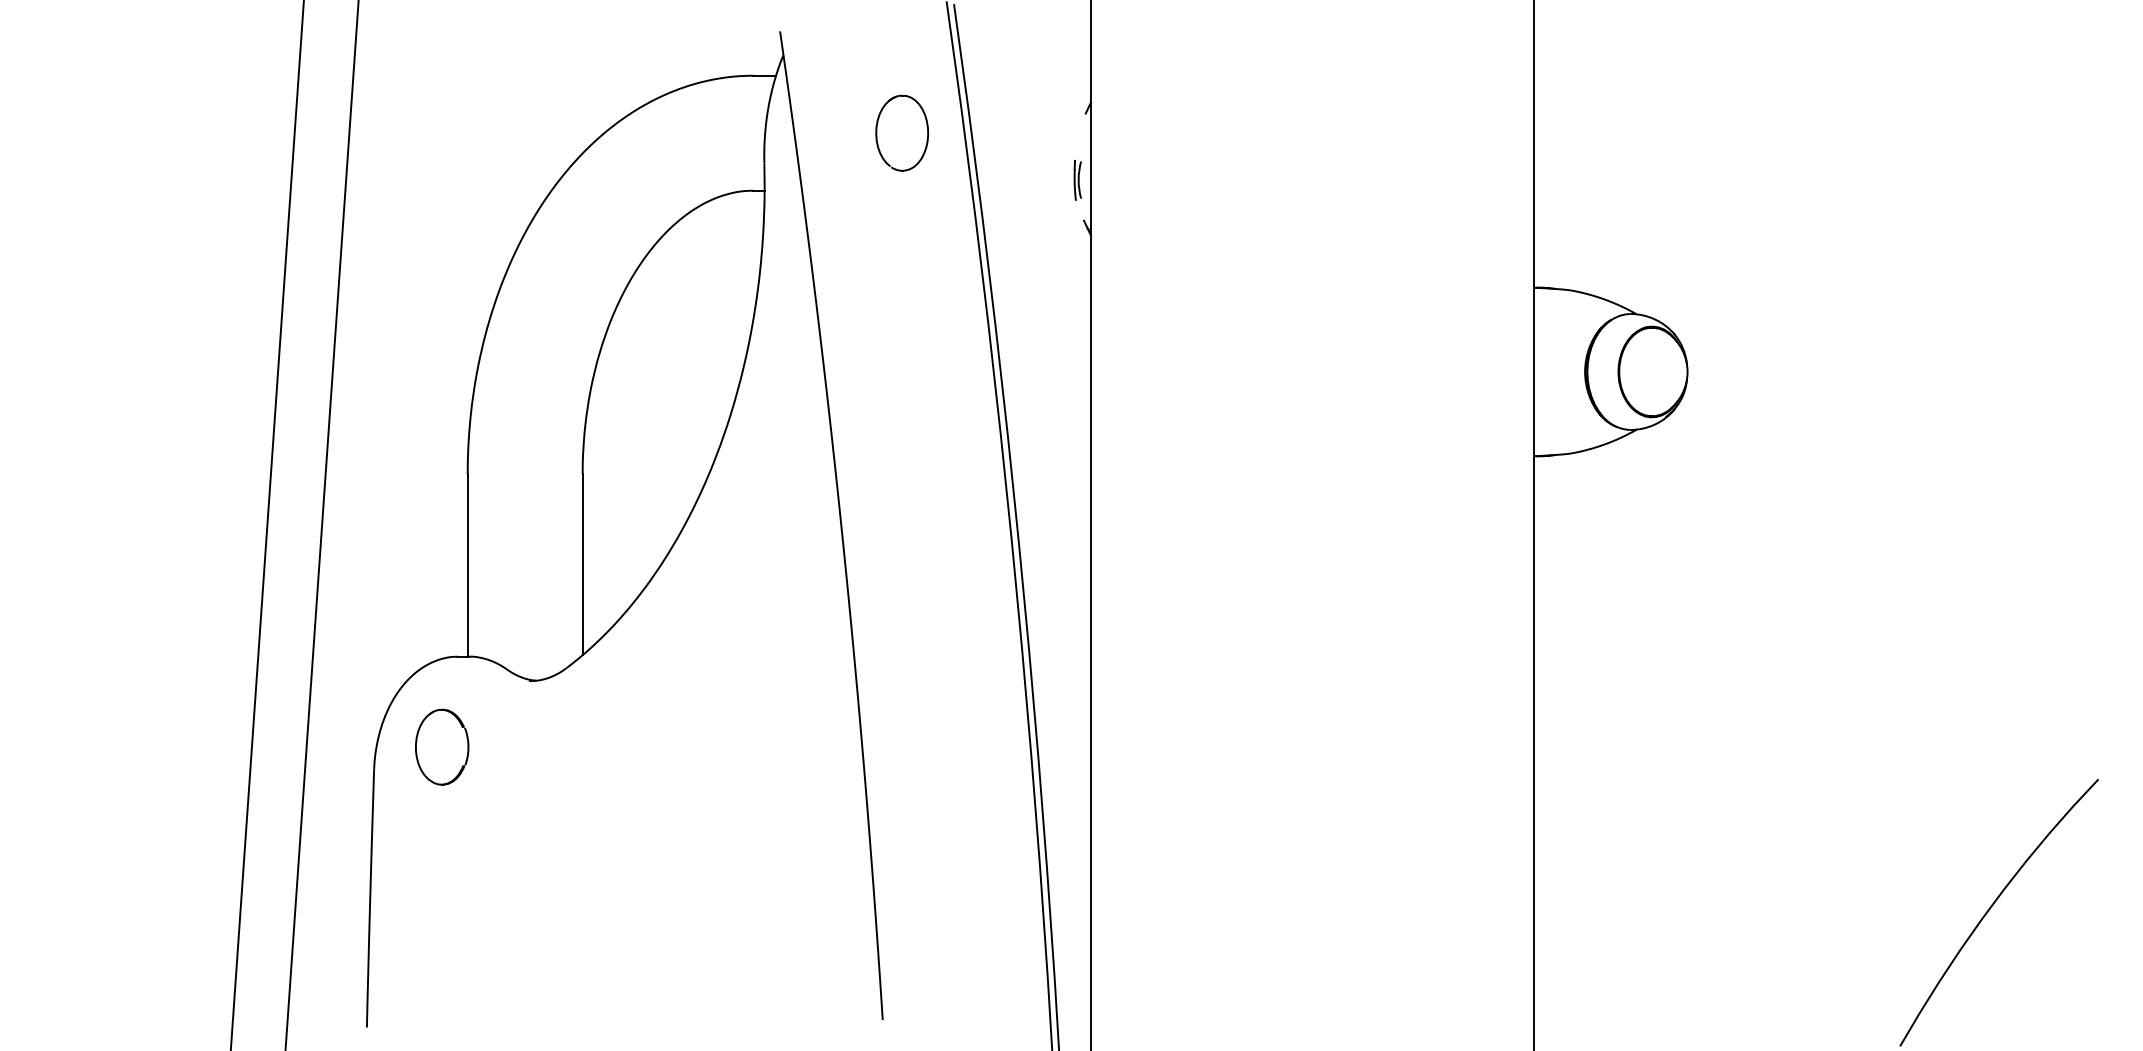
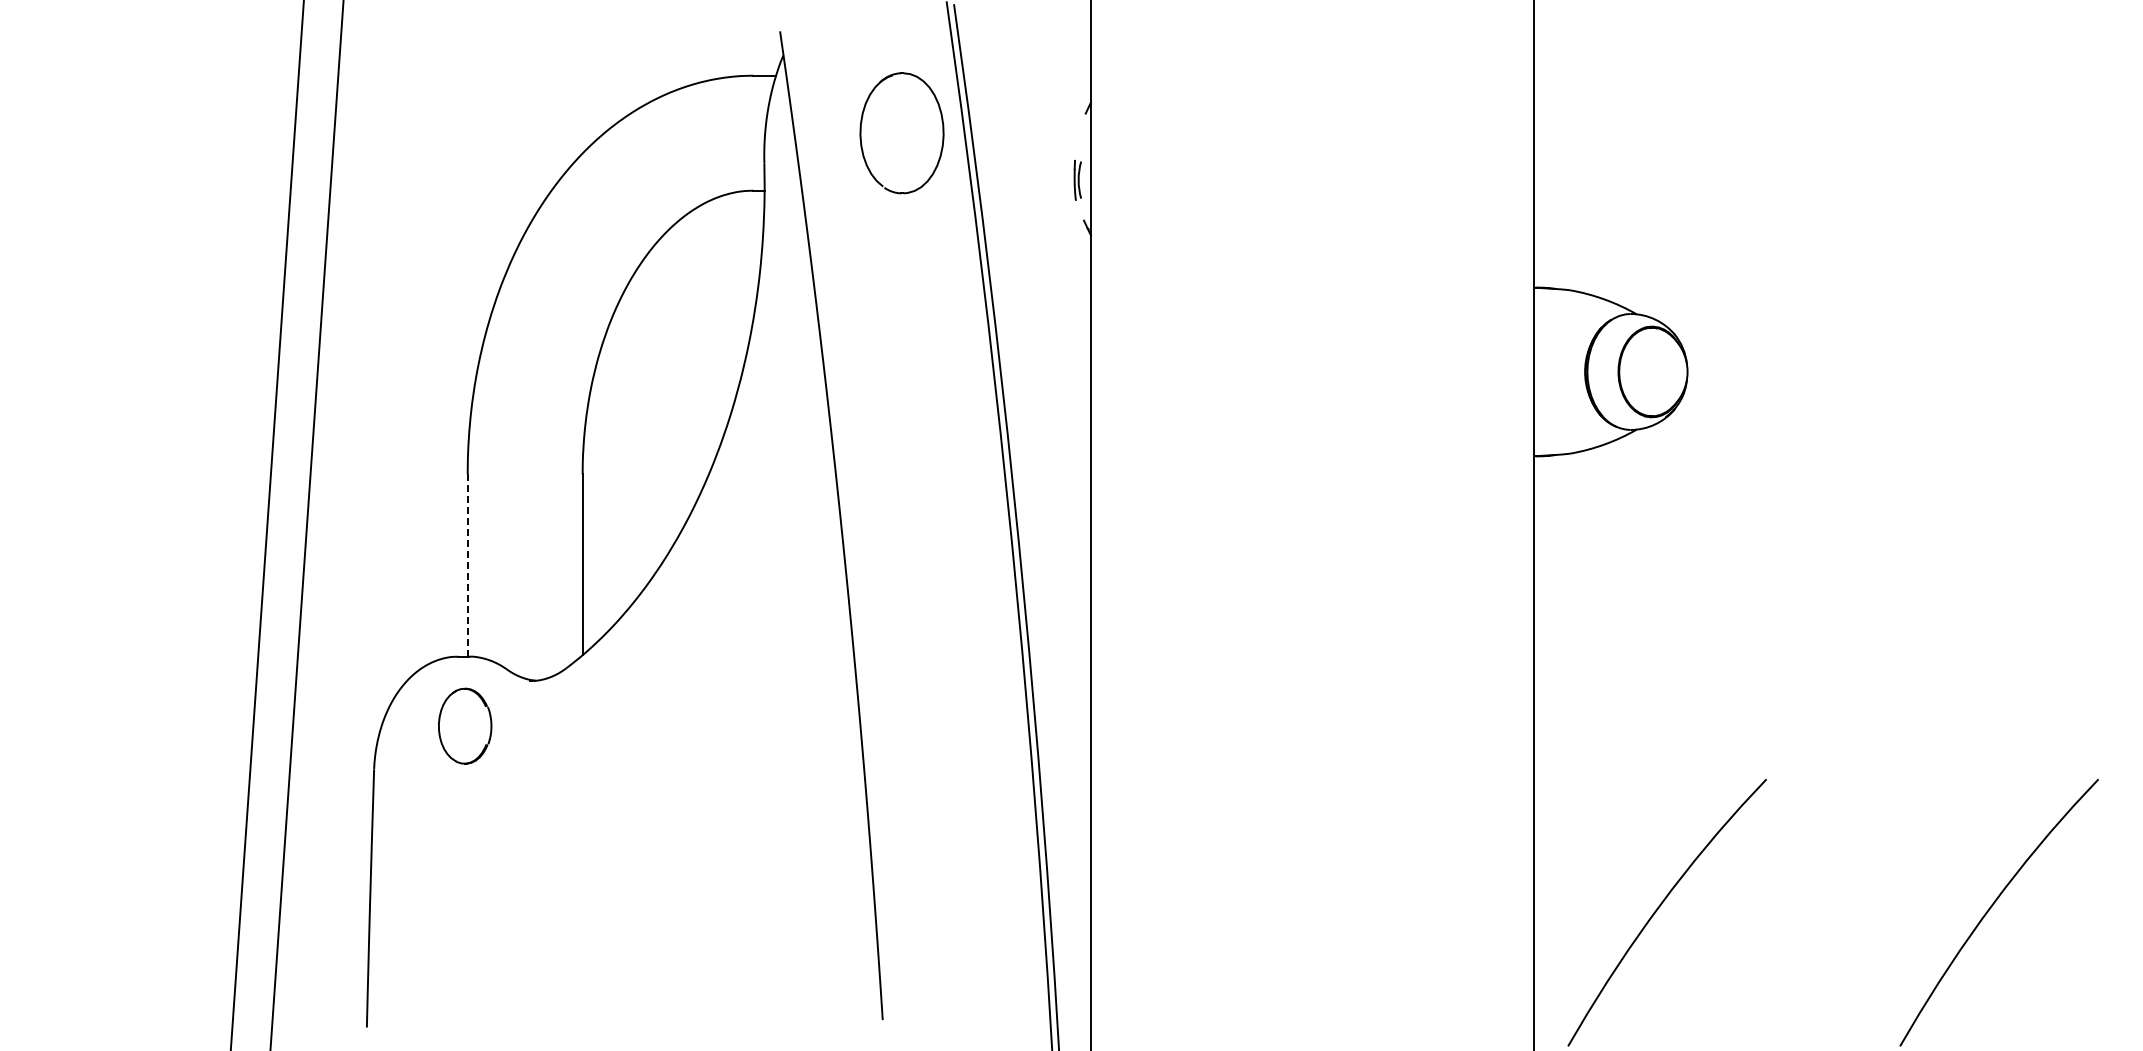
part size: 55x78 px -> 86x123 px (901, 133)
line position: (321, 524) -> (306, 524) (306, 524)
line: solid -> dashed (467, 565)
part position: (442, 746) -> (465, 725) (465, 725)
curve: none -> present (1659, 908)
